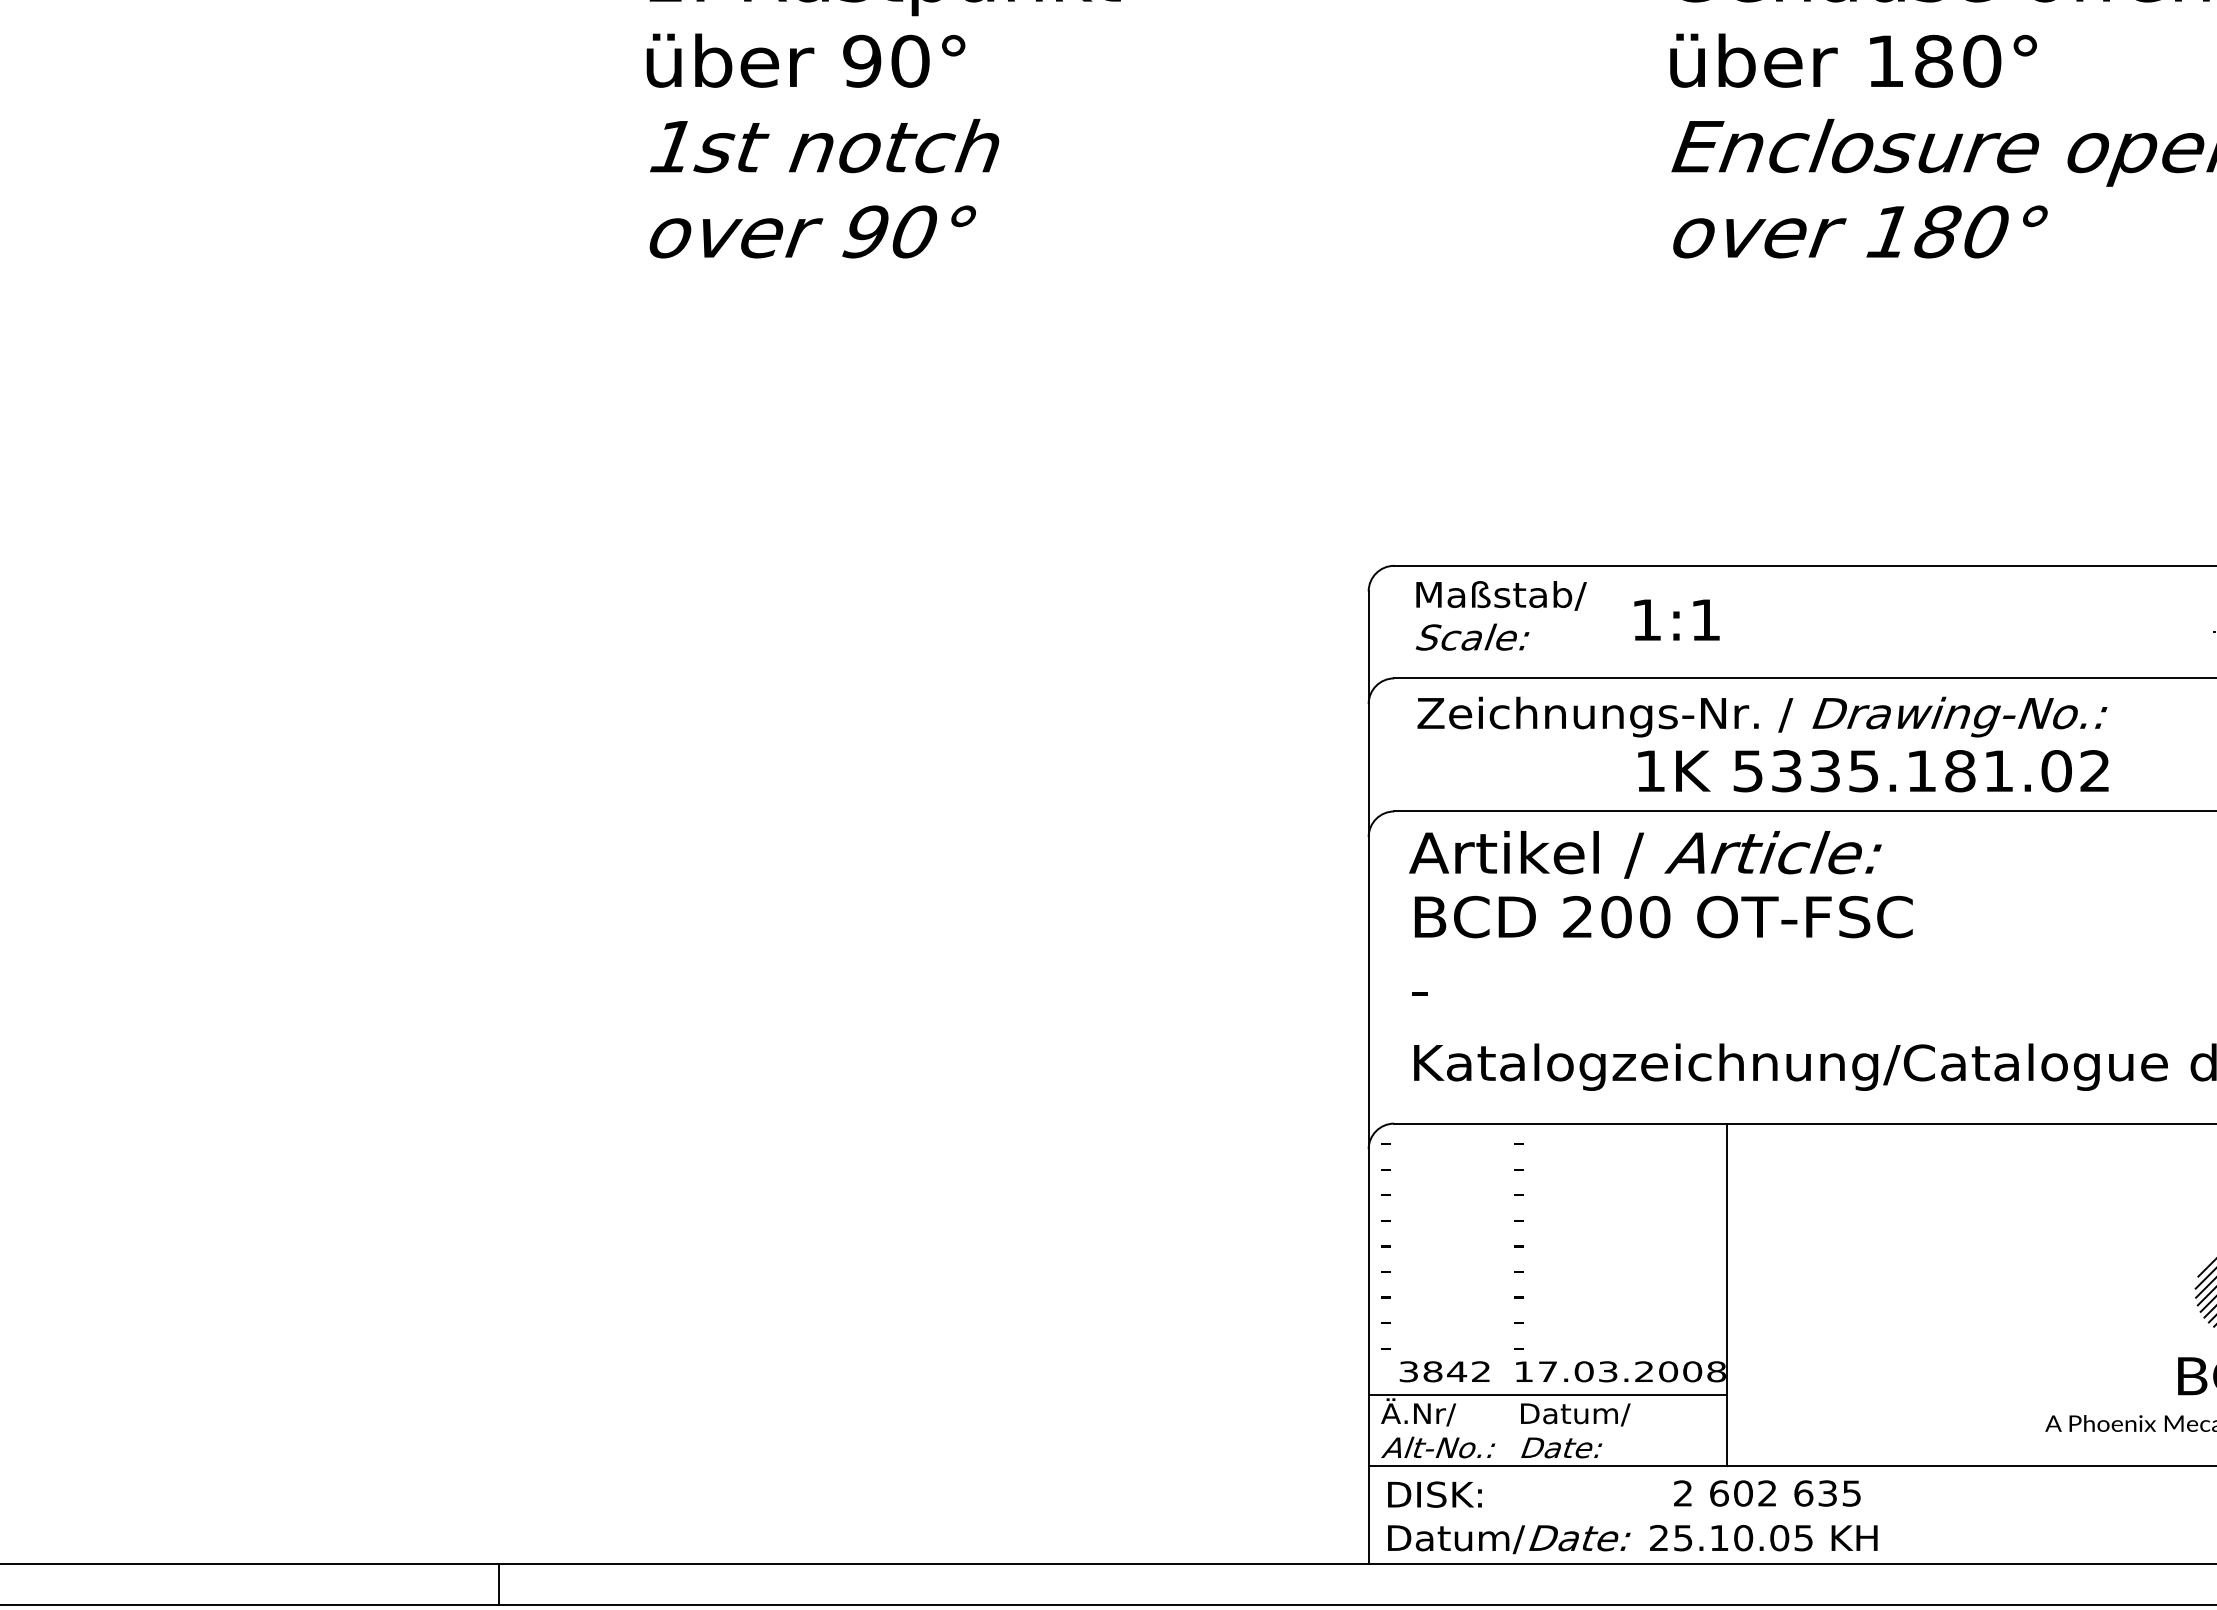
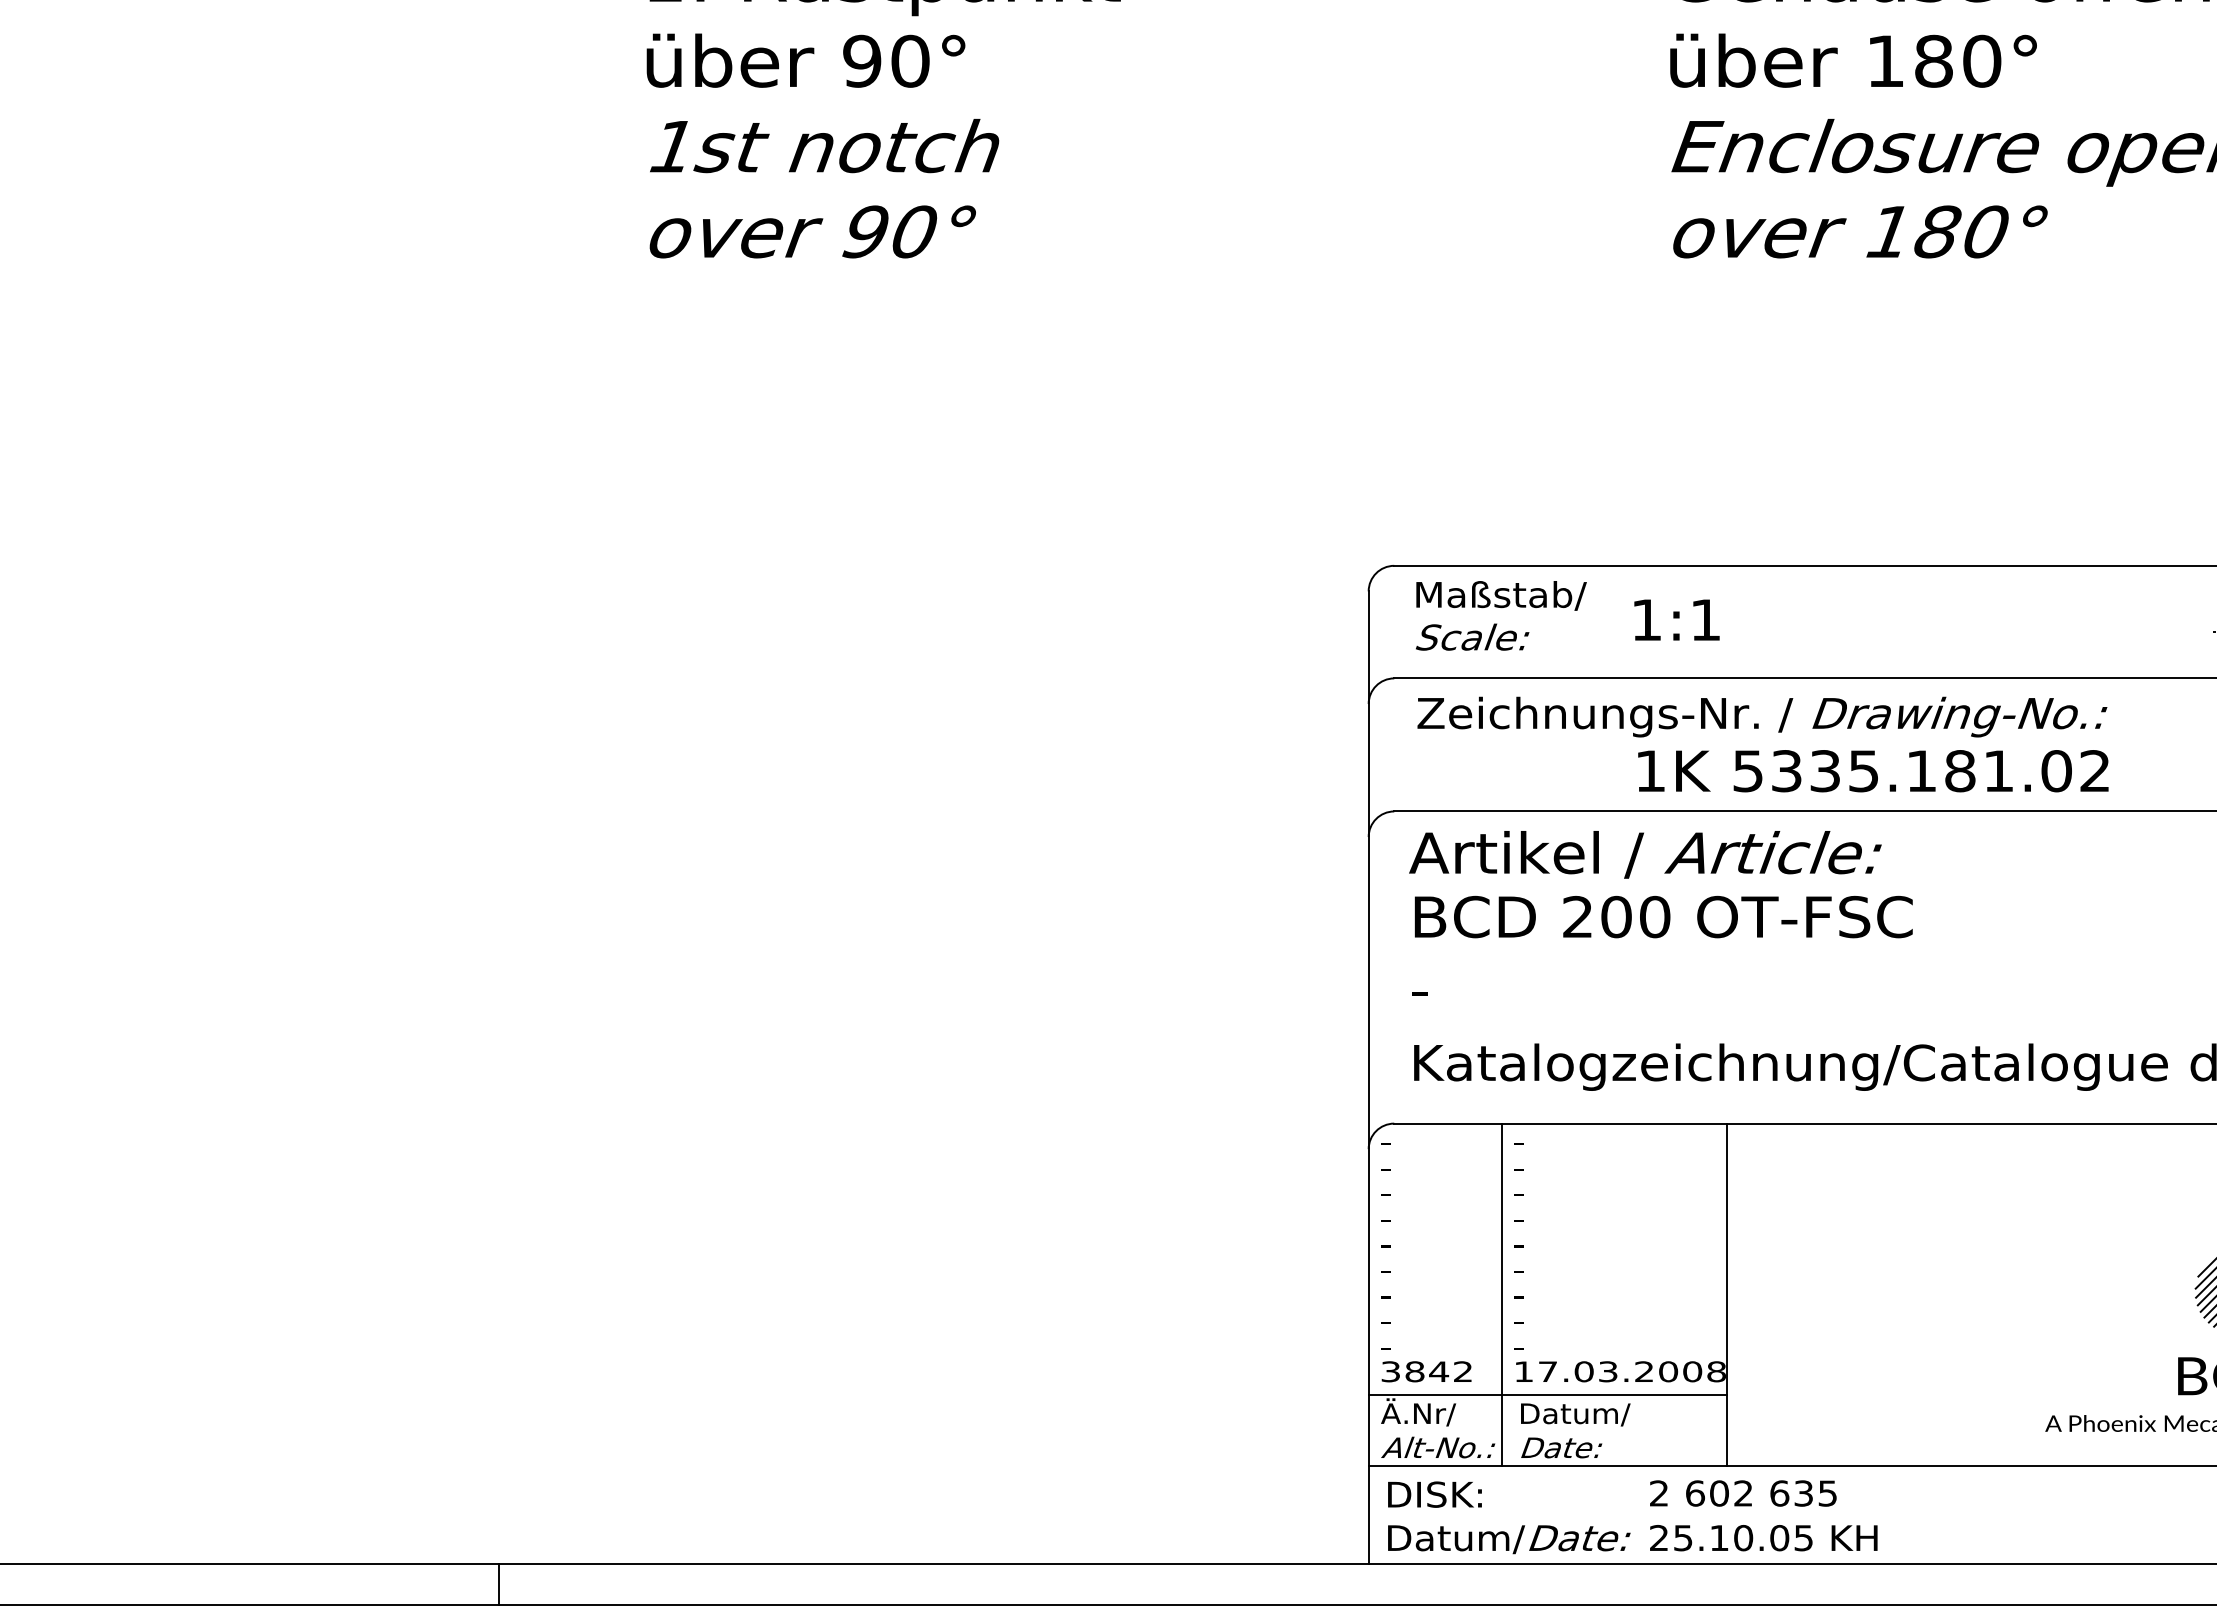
line: none -> present (1501, 1294)
text position: (1444, 1371) -> (1426, 1371) (1426, 1371)
text position: (1767, 1493) -> (1743, 1493) (1743, 1493)
